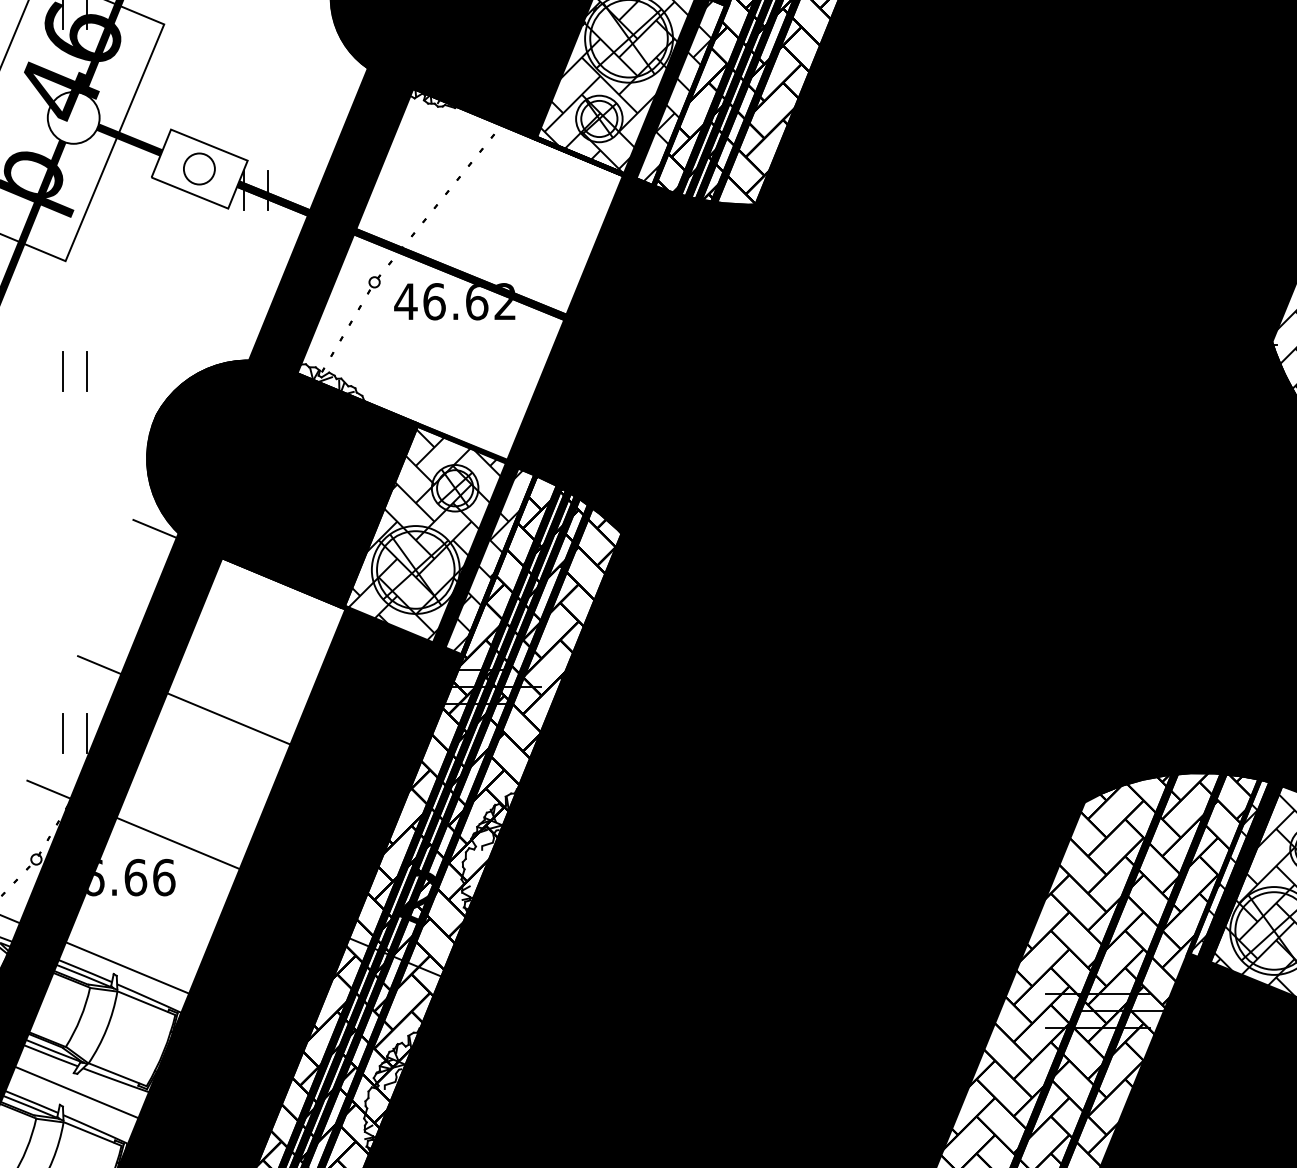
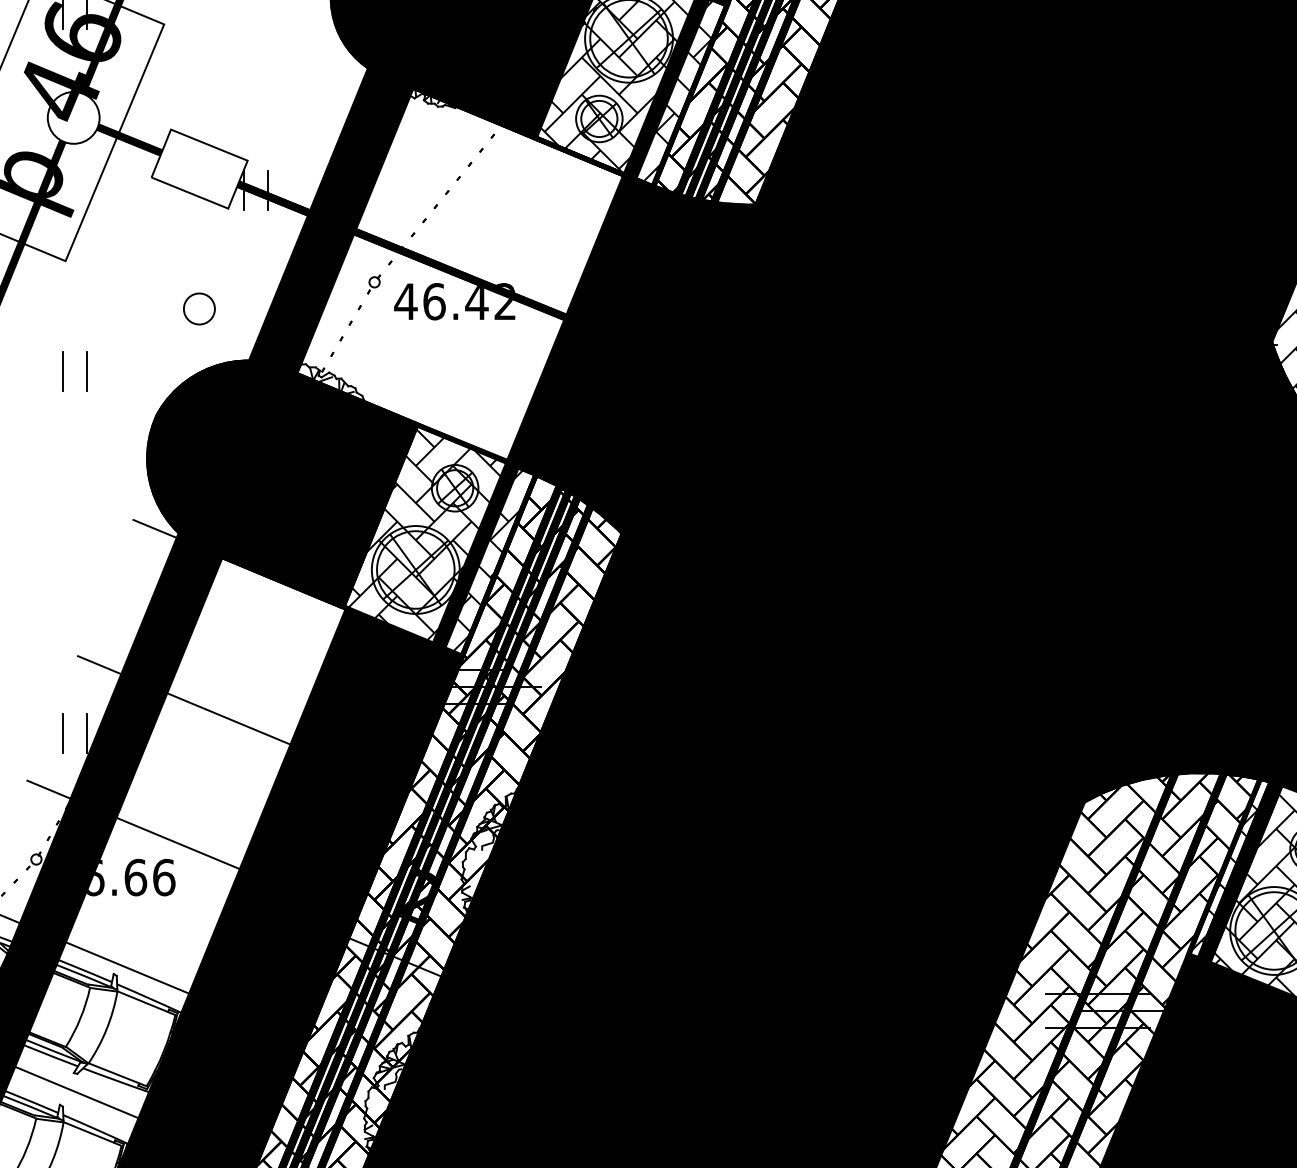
circle position: (199, 168) -> (199, 308) (199, 308)
text: 46.62 -> 46.42 (476, 302)
